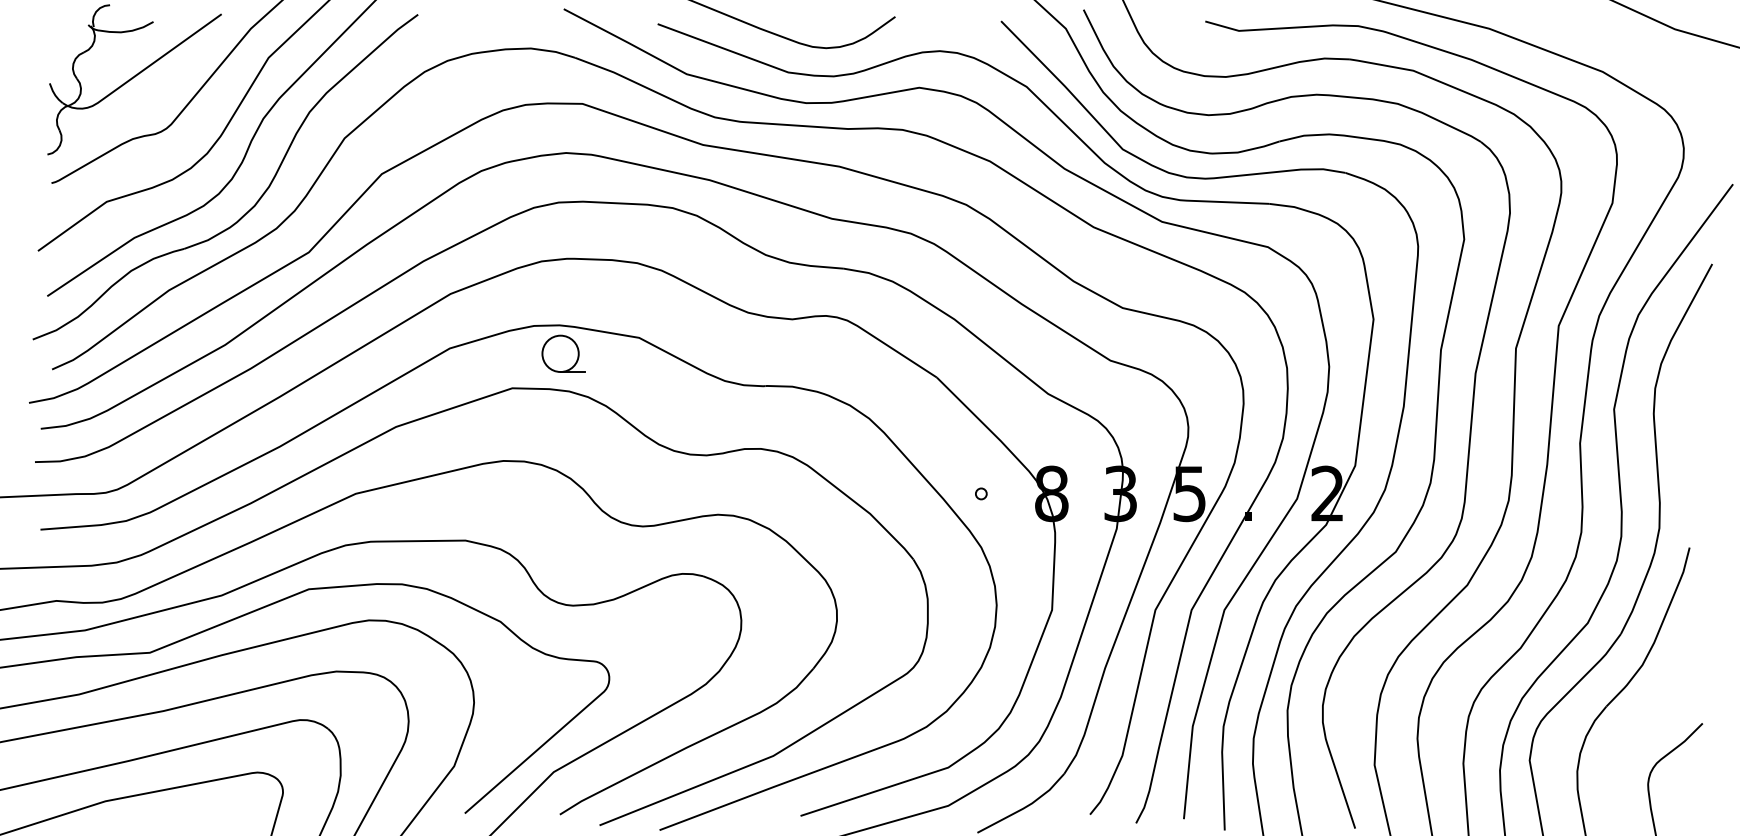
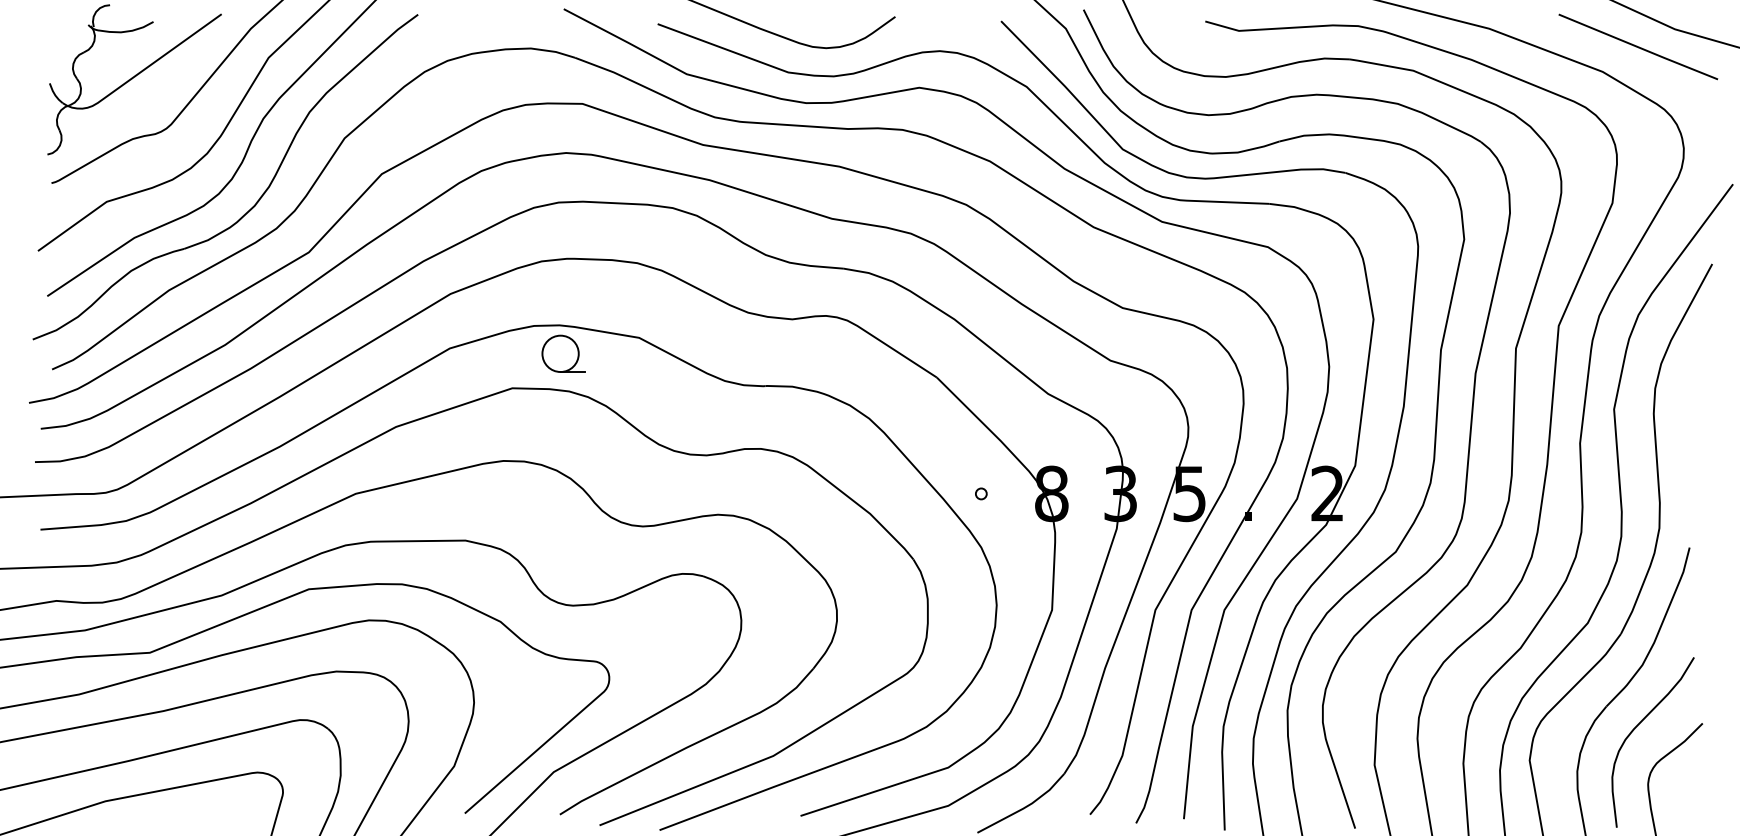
line: none -> present (1638, 46)
curve: none -> present (1634, 730)
